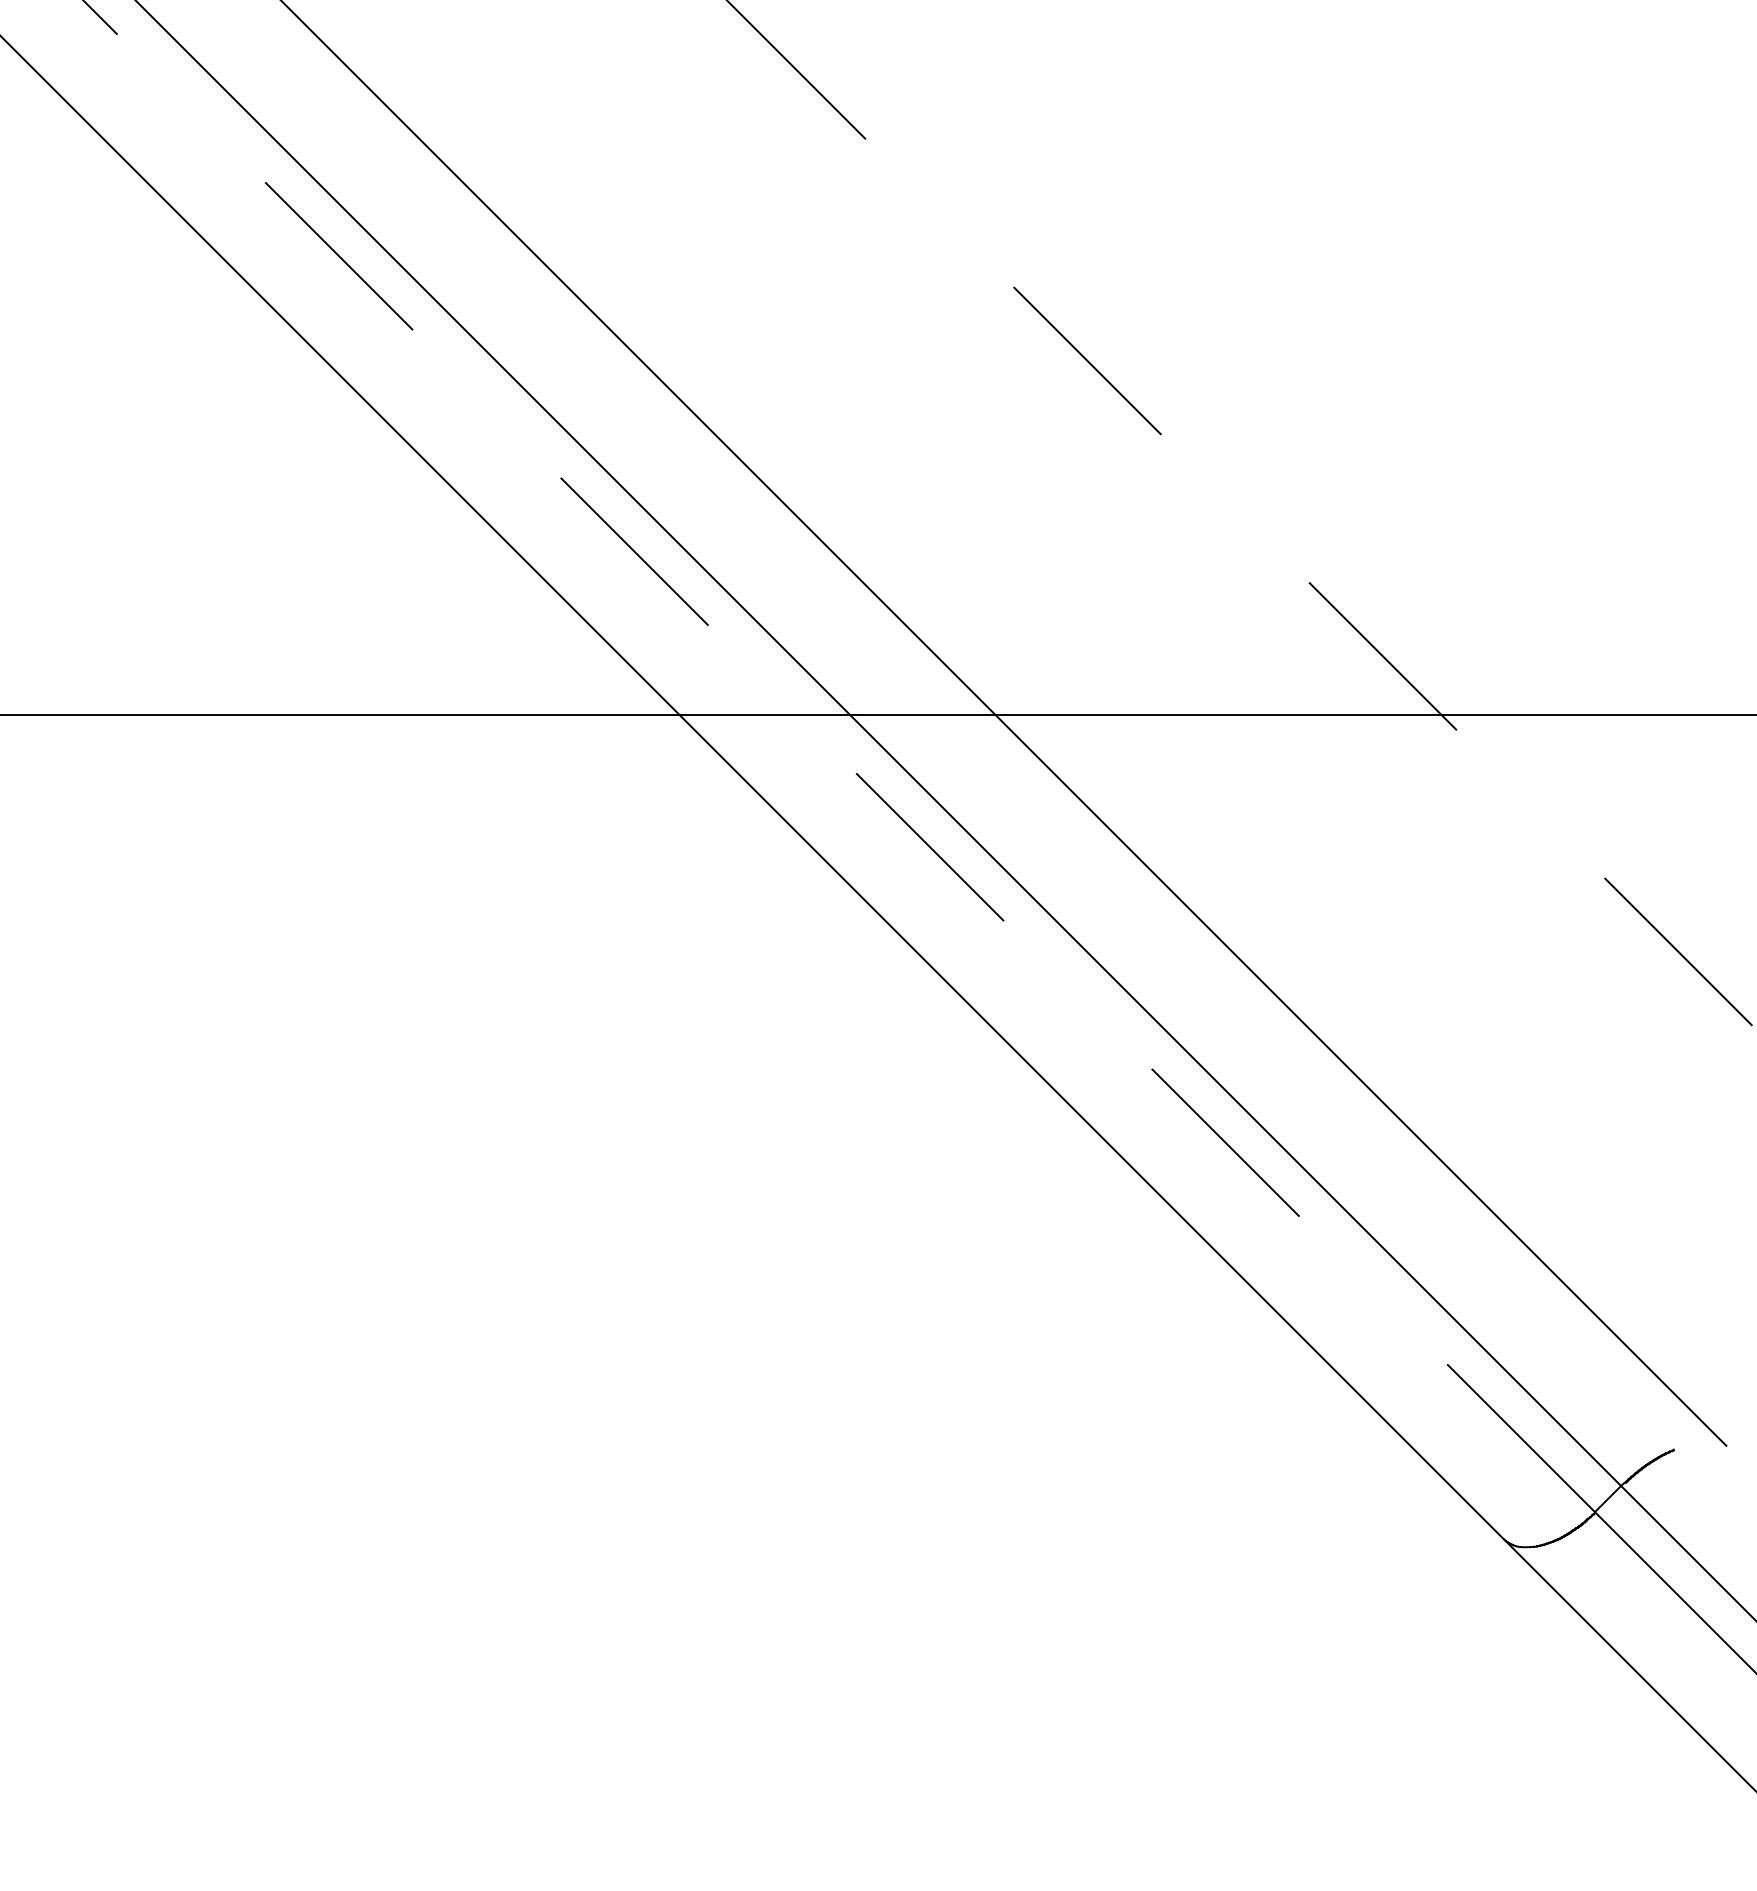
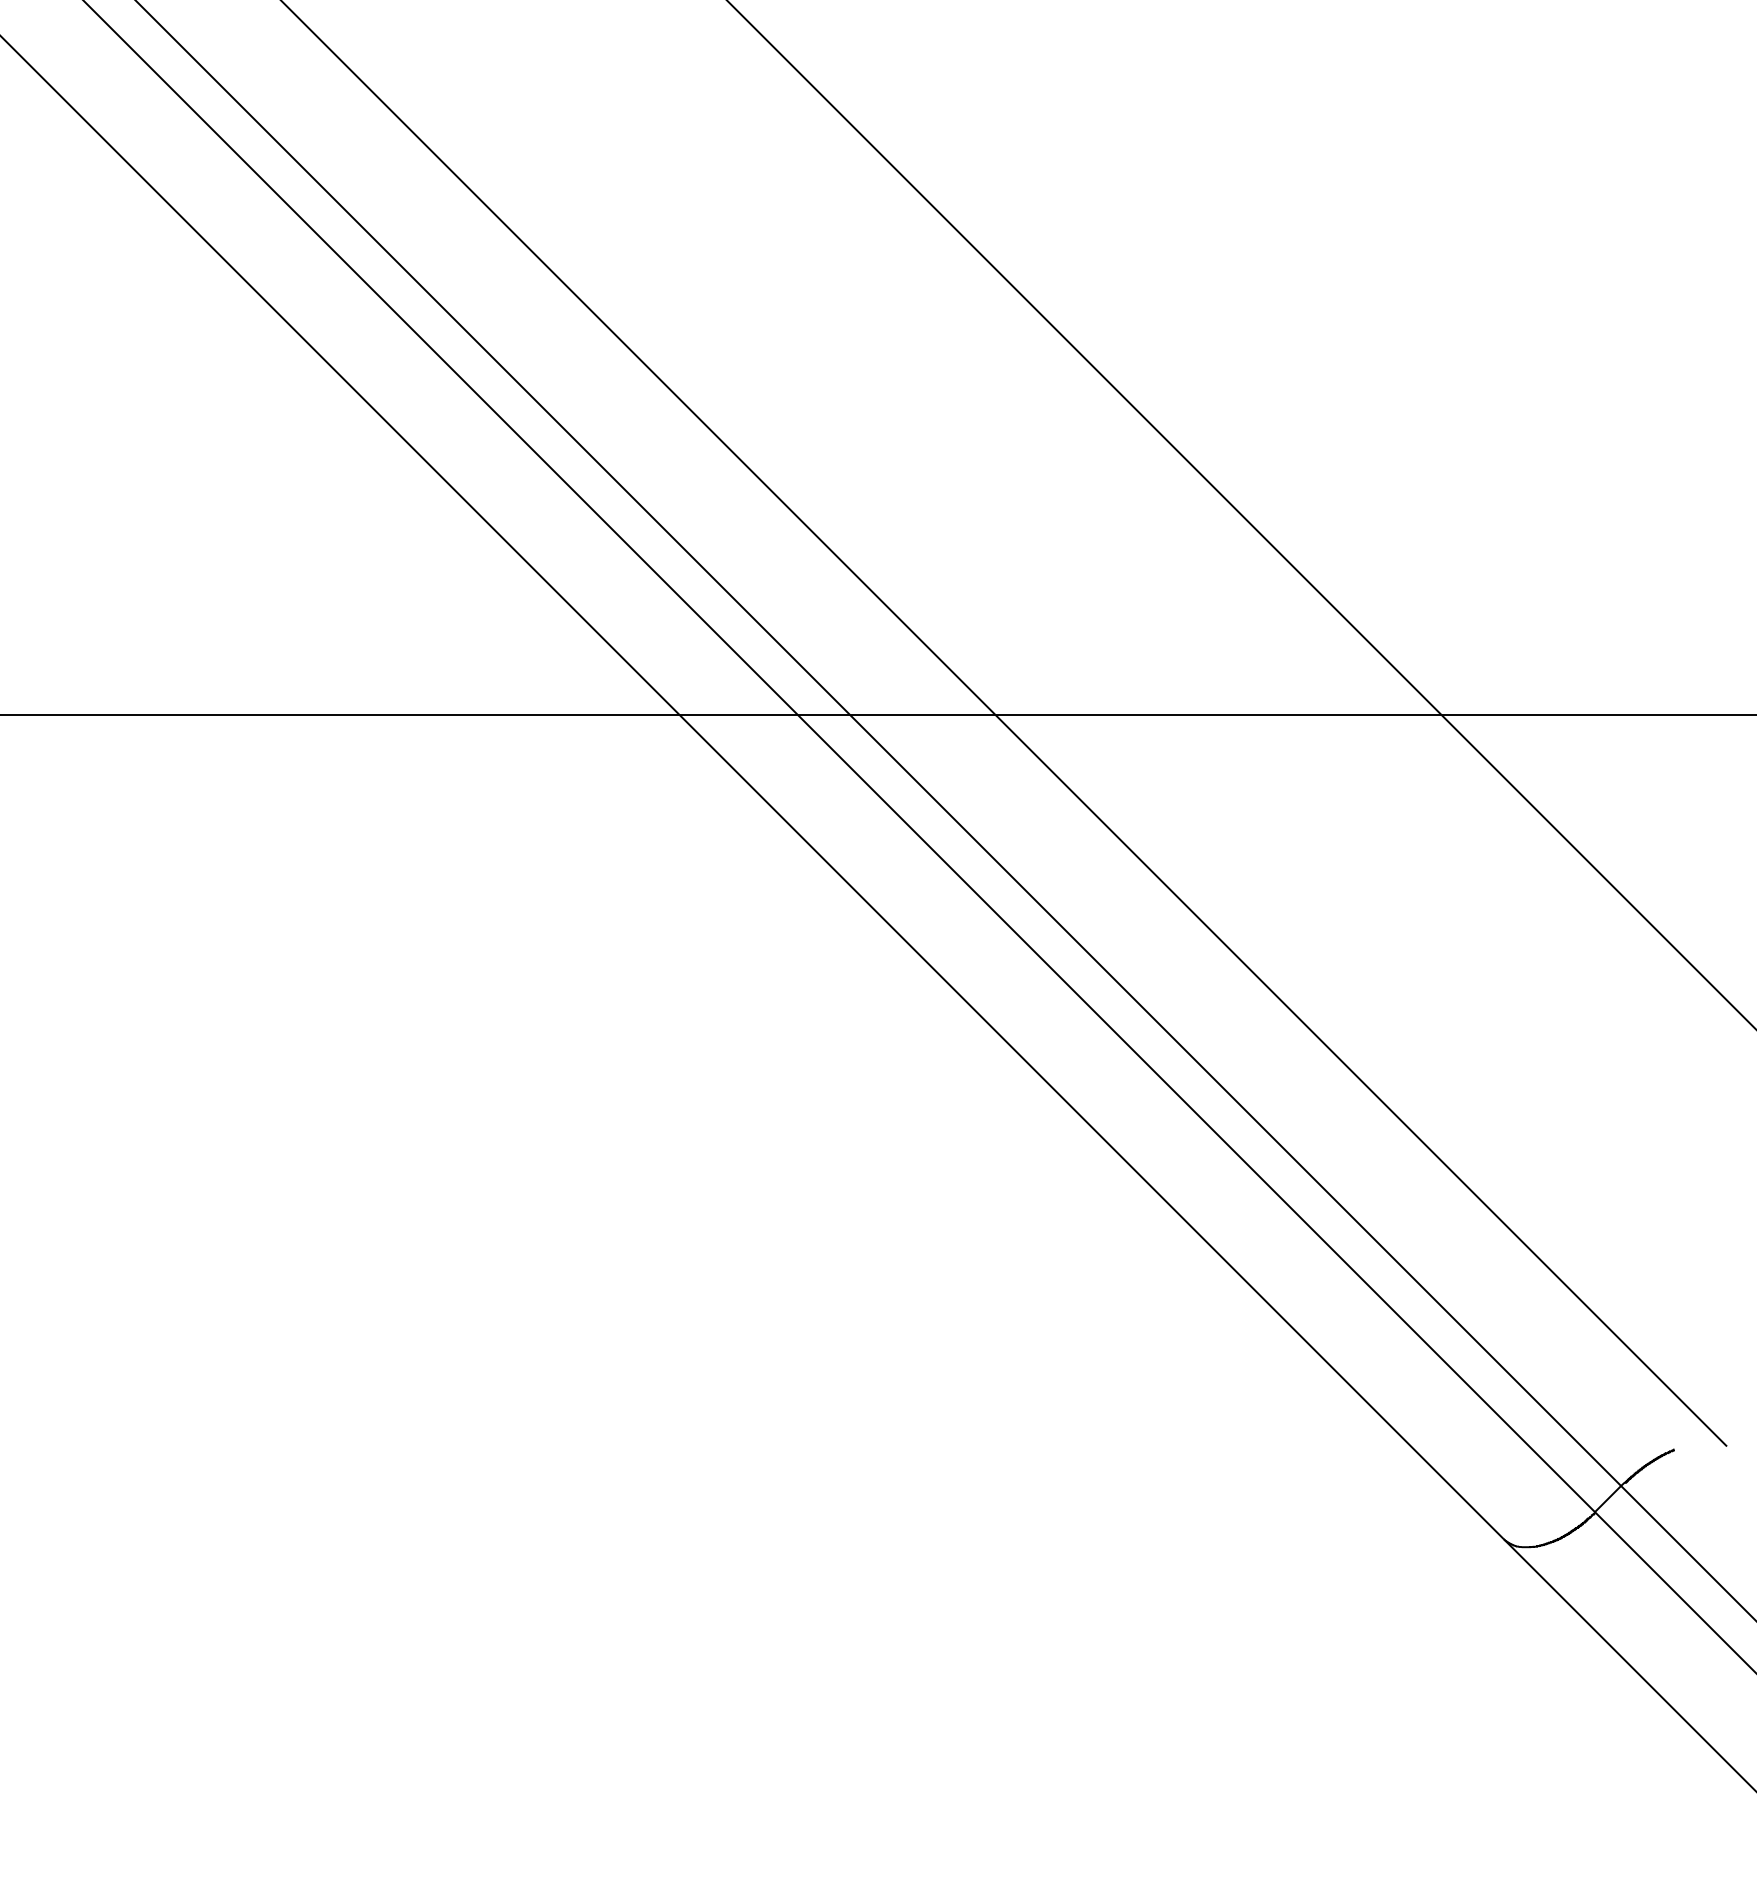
line: dashed -> solid (1241, 515)
line: dashed -> solid (839, 756)
